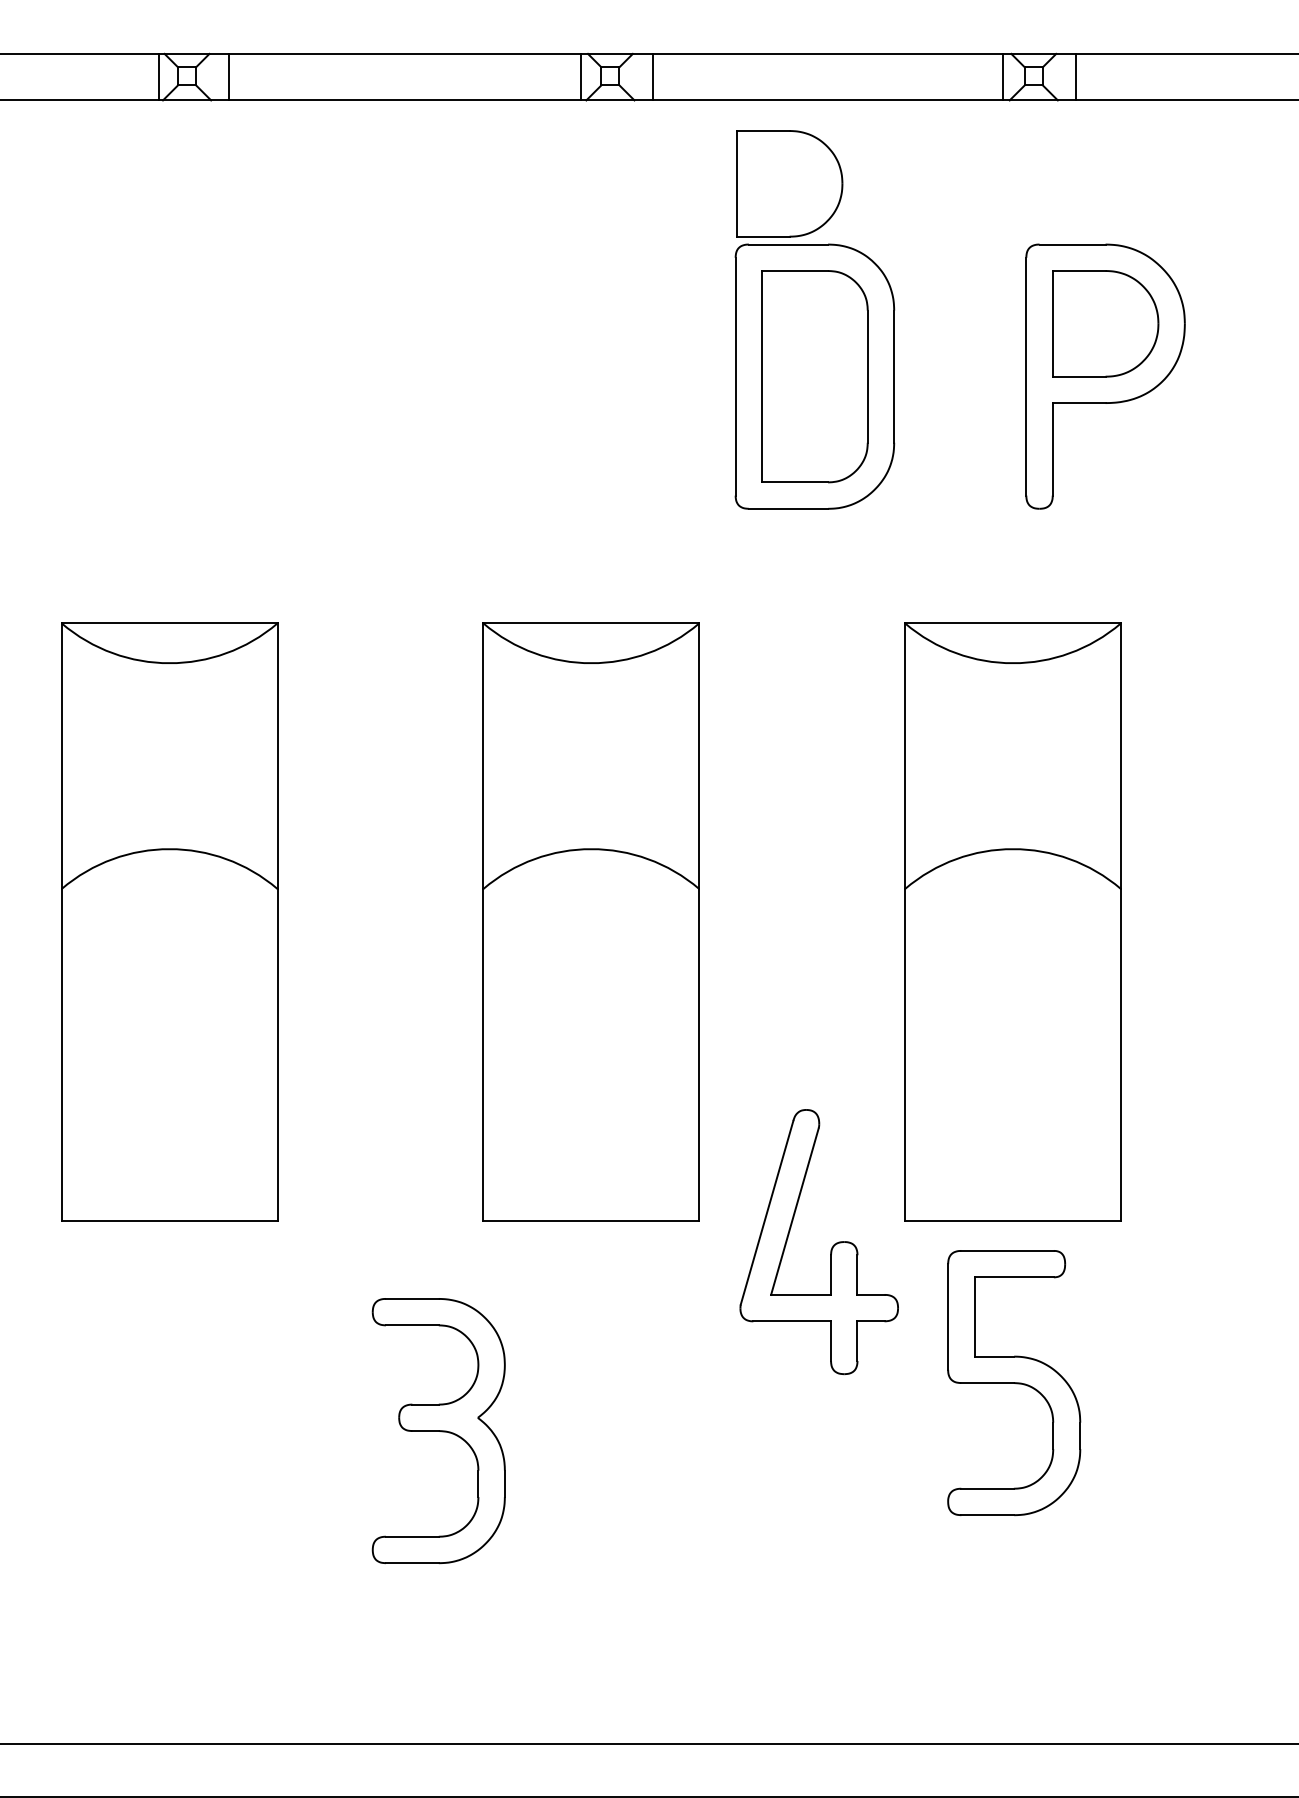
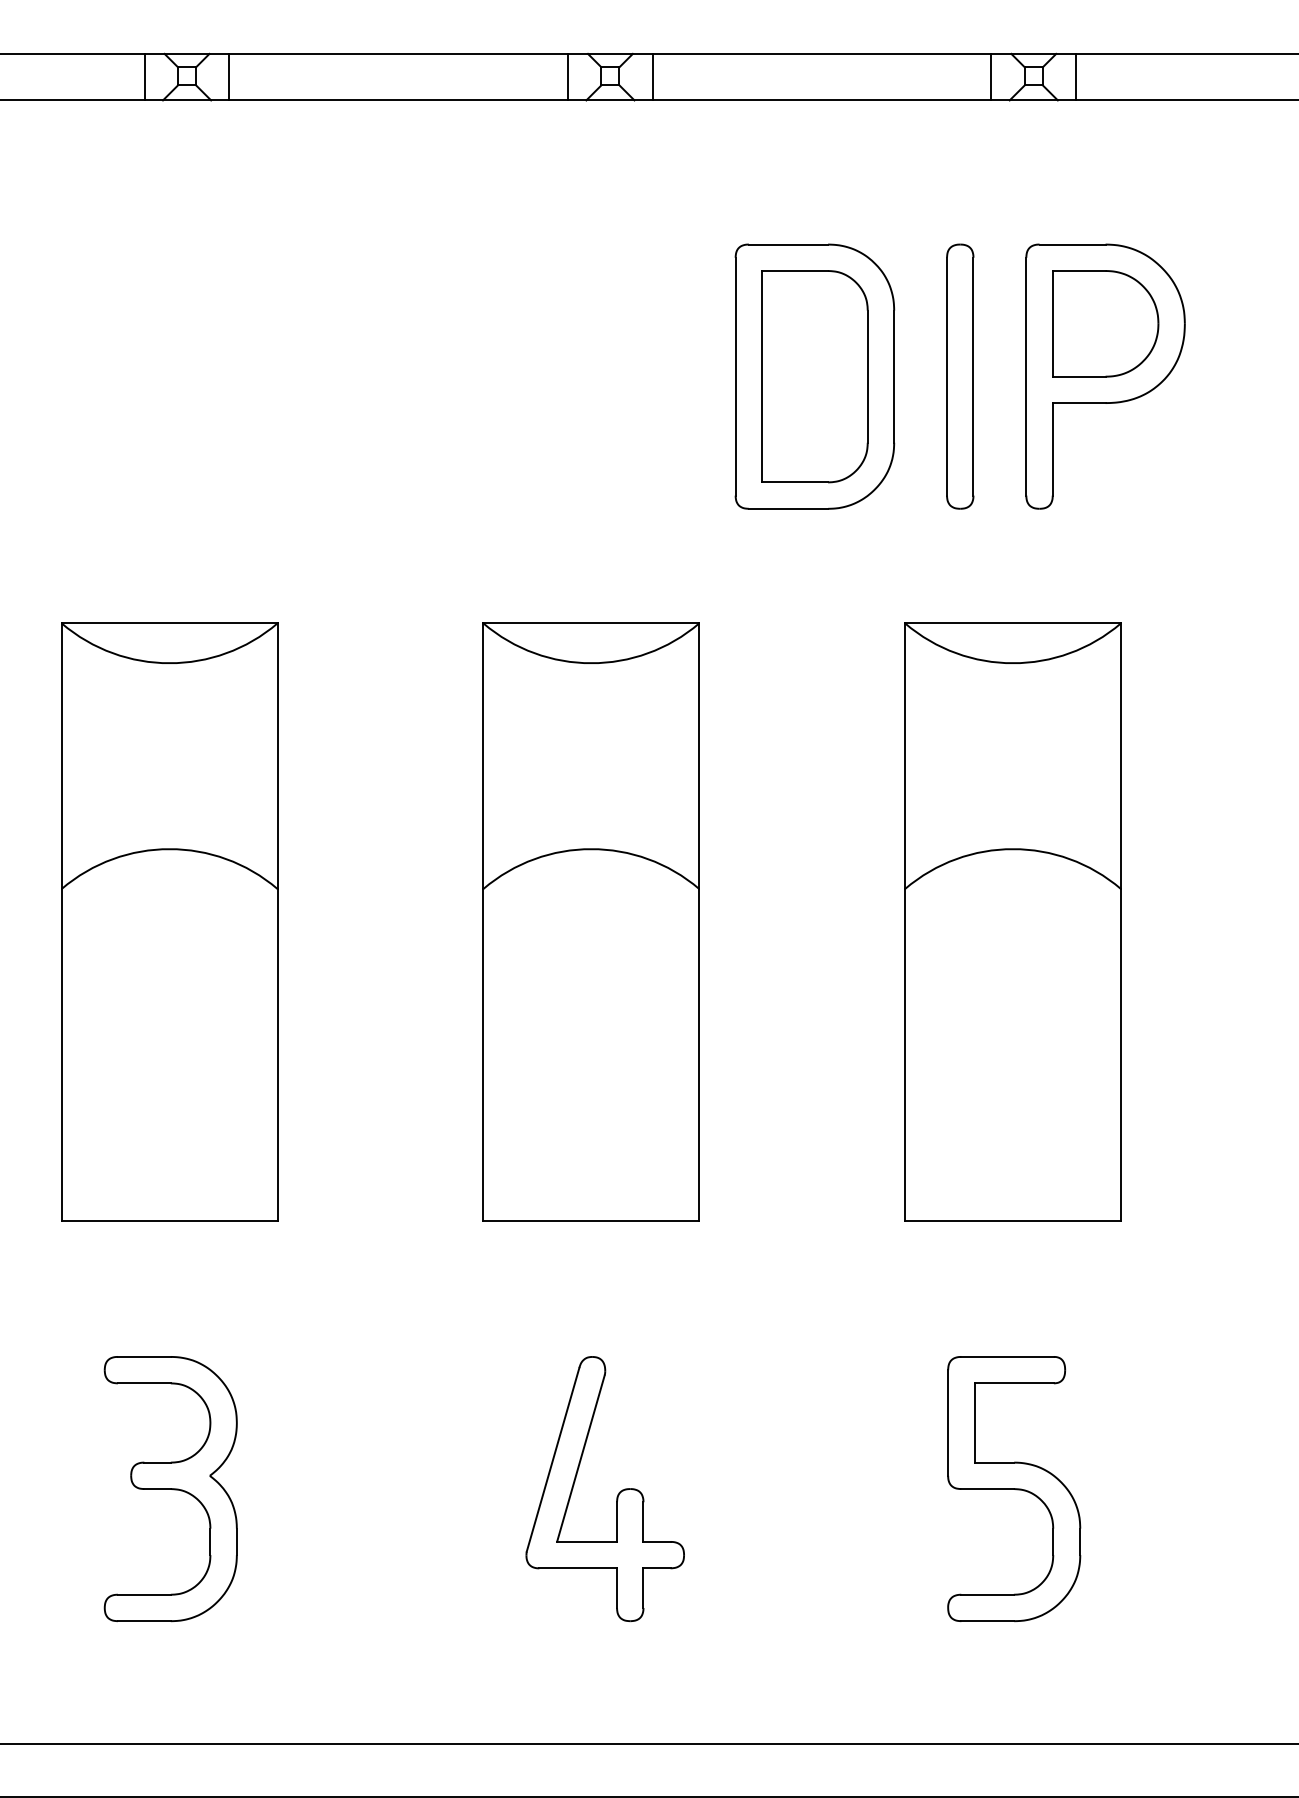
line position: (158, 76) -> (144, 76) (144, 76)
line position: (581, 76) -> (568, 76) (568, 76)
line position: (1003, 76) -> (991, 76) (991, 76)
part: present -> none (789, 183)
part: none -> present (960, 376)
part position: (830, 1249) -> (616, 1496) (616, 1496)
part position: (1014, 1383) -> (1014, 1489) (1014, 1489)
part position: (438, 1431) -> (170, 1489) (170, 1489)
